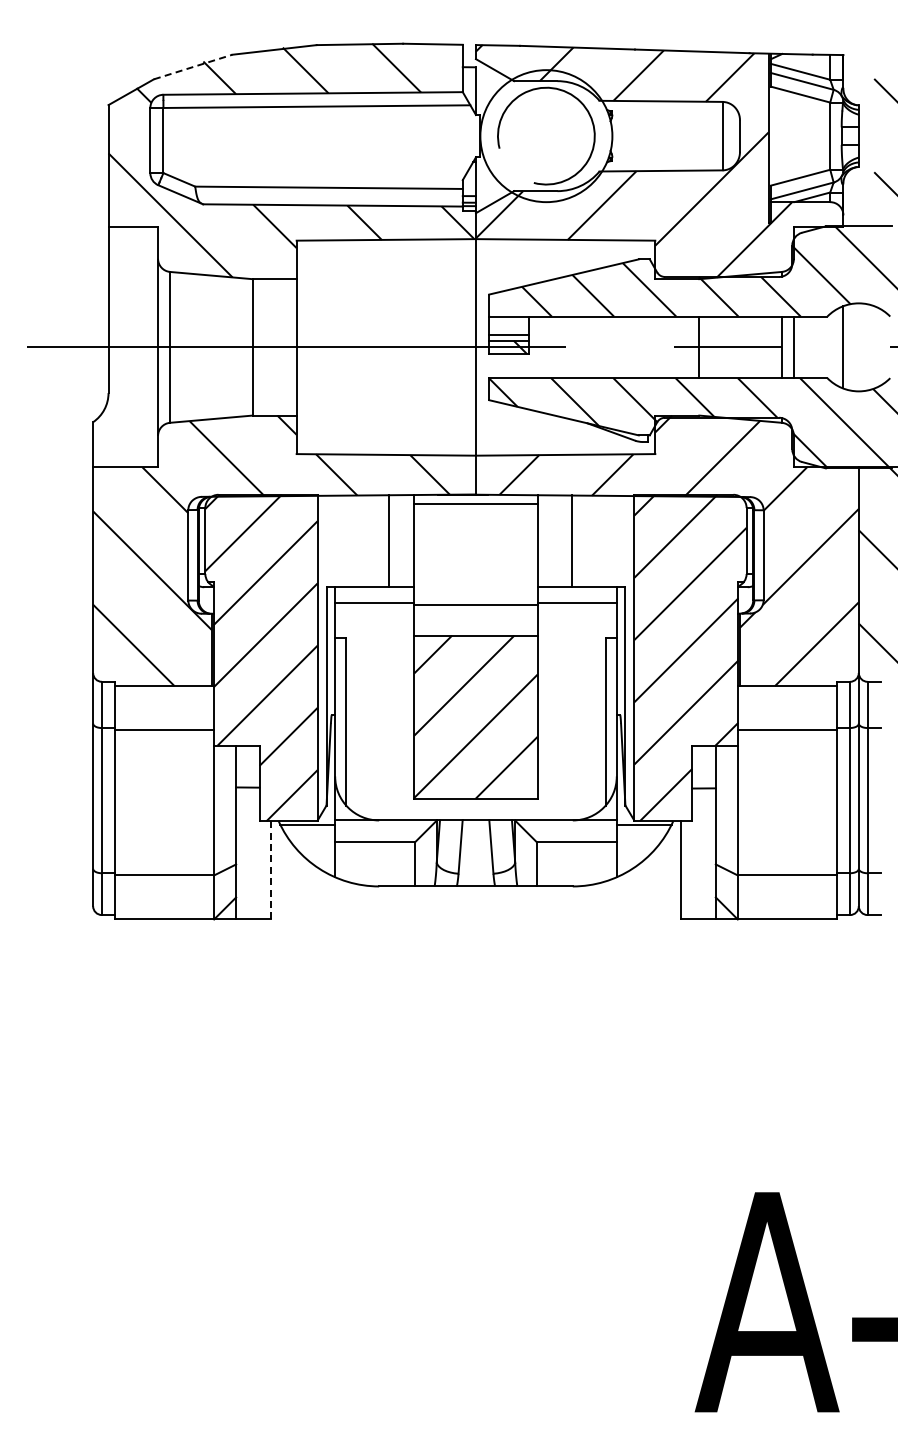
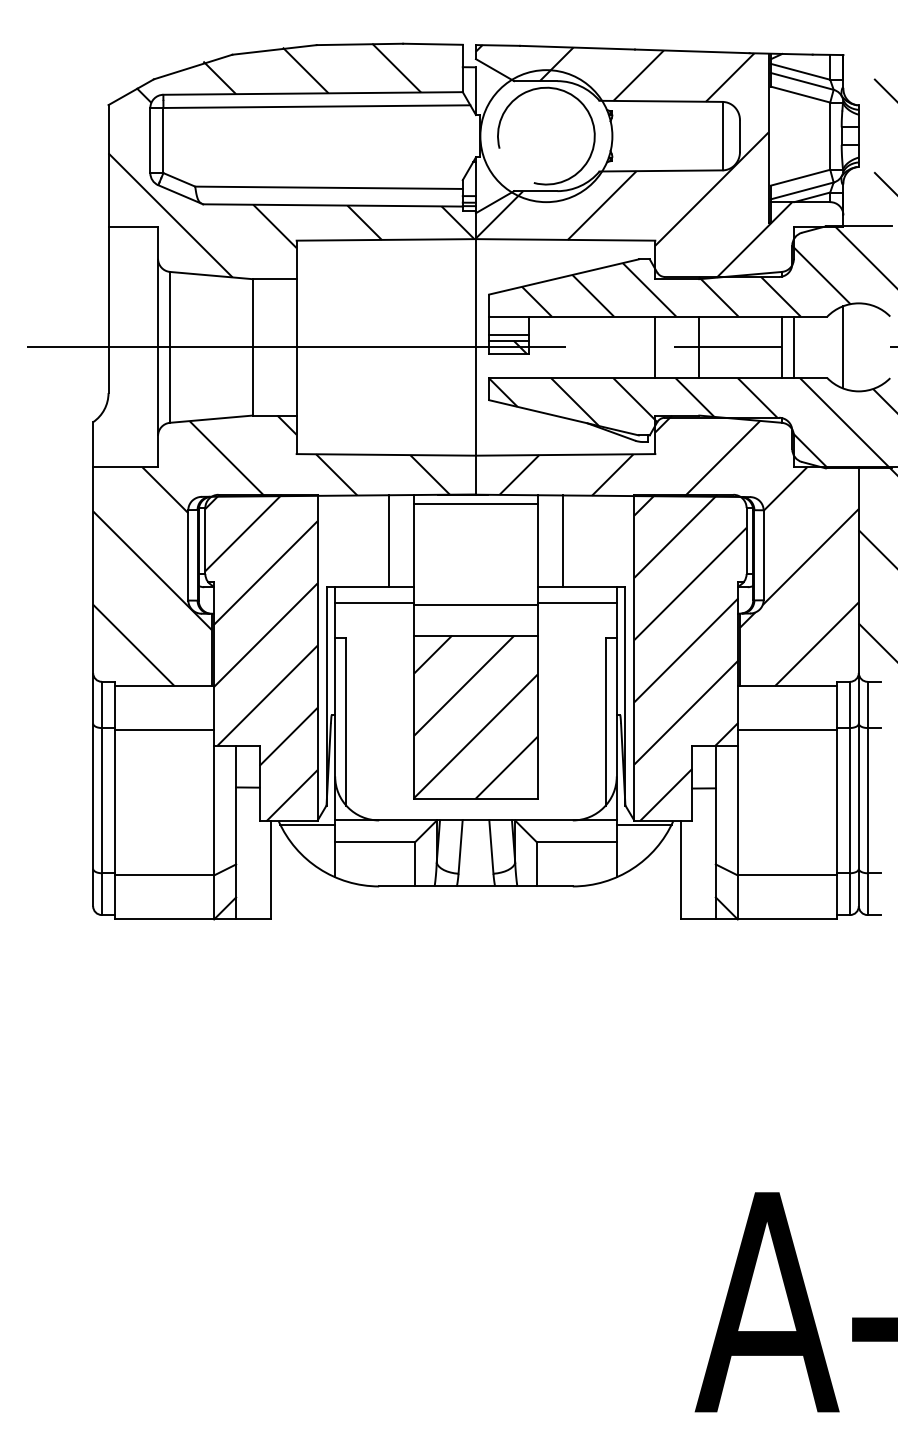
line: dashed -> solid (193, 66)
line: none -> present (655, 347)
line position: (572, 541) -> (563, 541) (563, 541)
line: dashed -> solid (271, 870)
